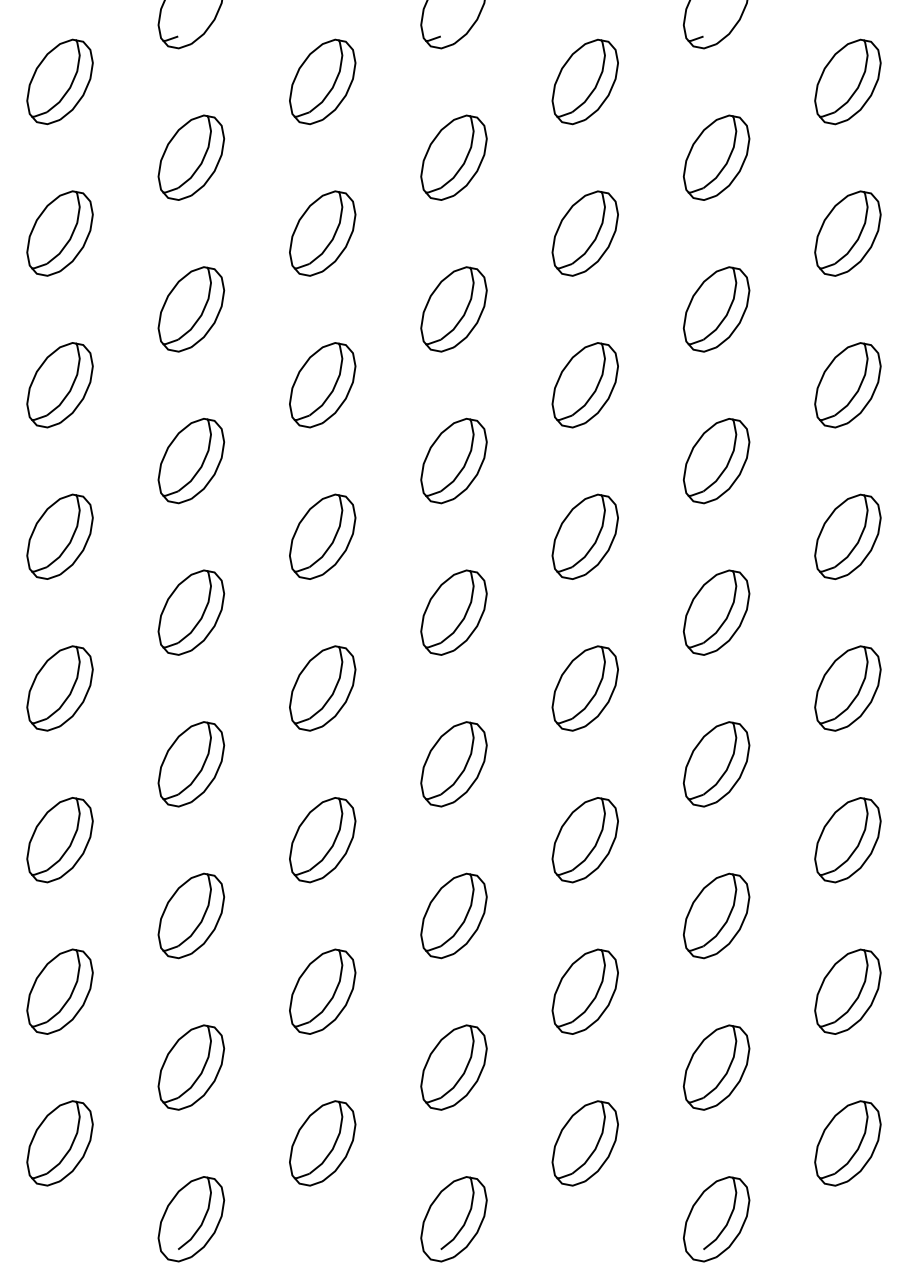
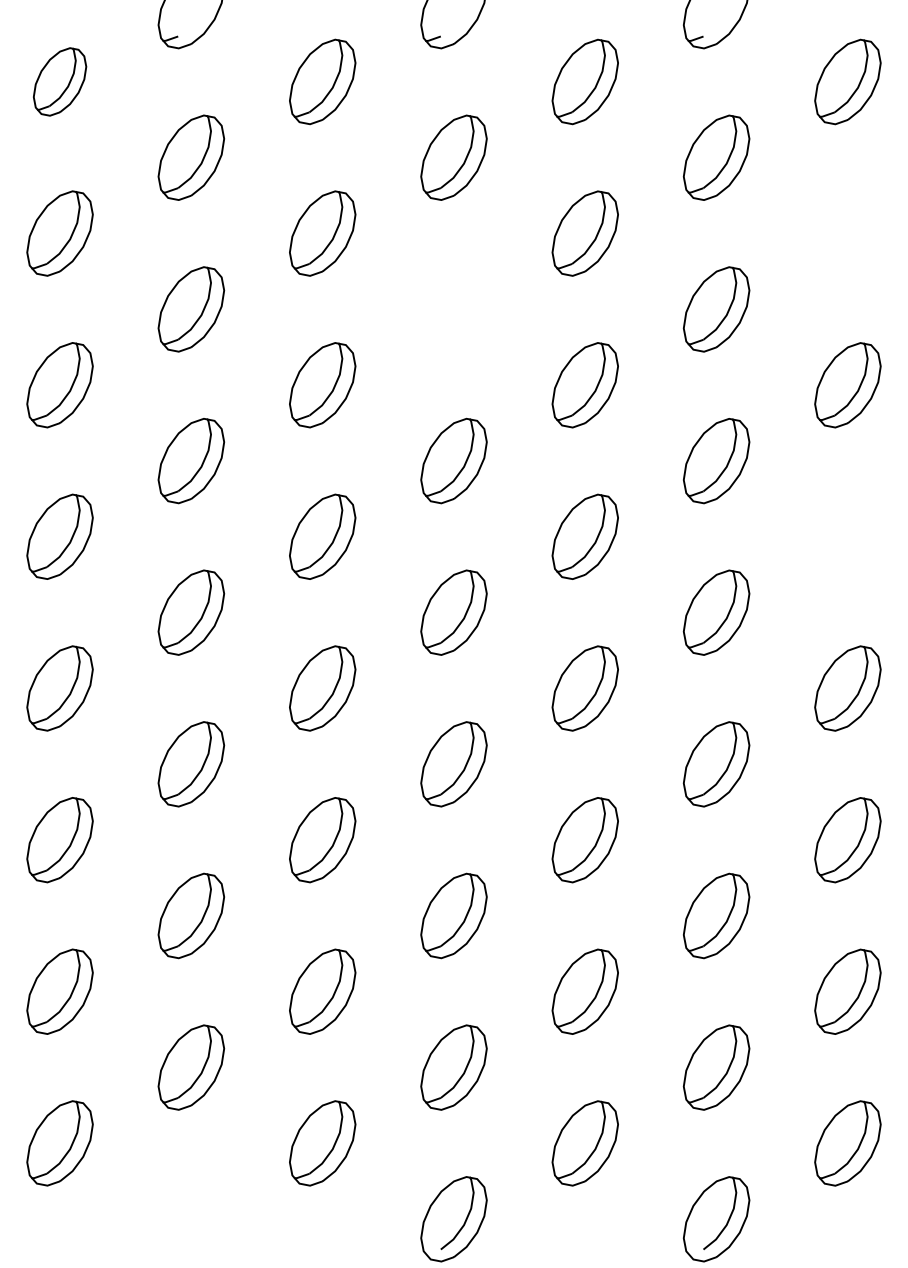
part size: 68x88 px -> 55x70 px (60, 81)
part: present -> none (847, 233)
part: present -> none (453, 309)
part: present -> none (847, 536)
part: present -> none (191, 1219)
